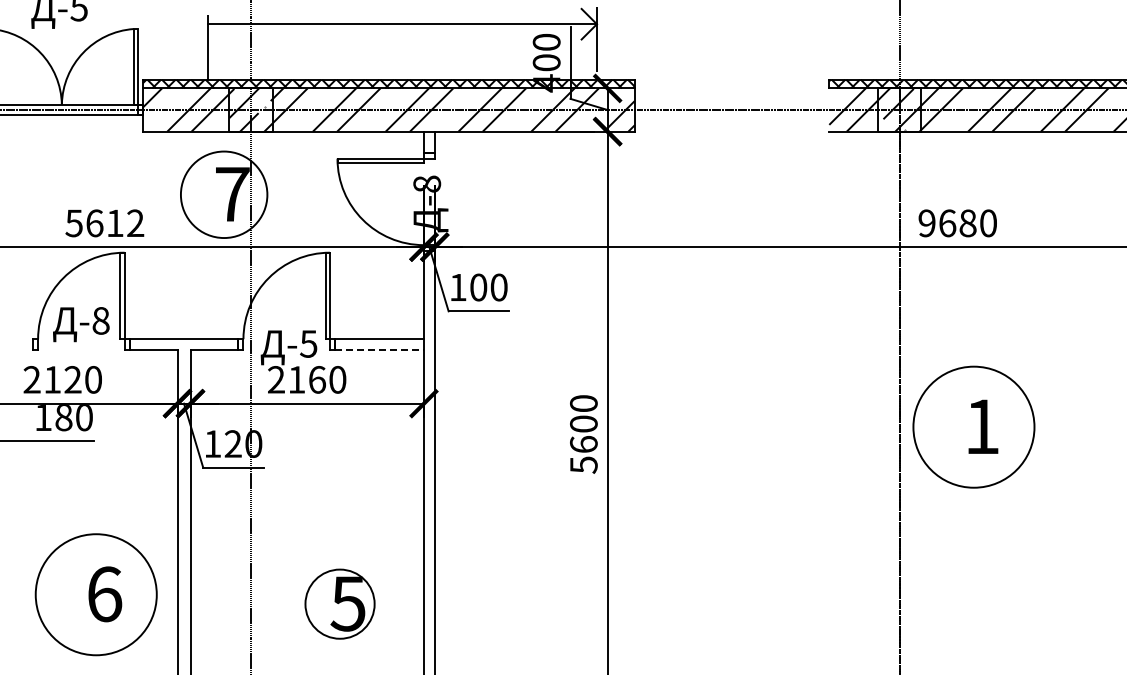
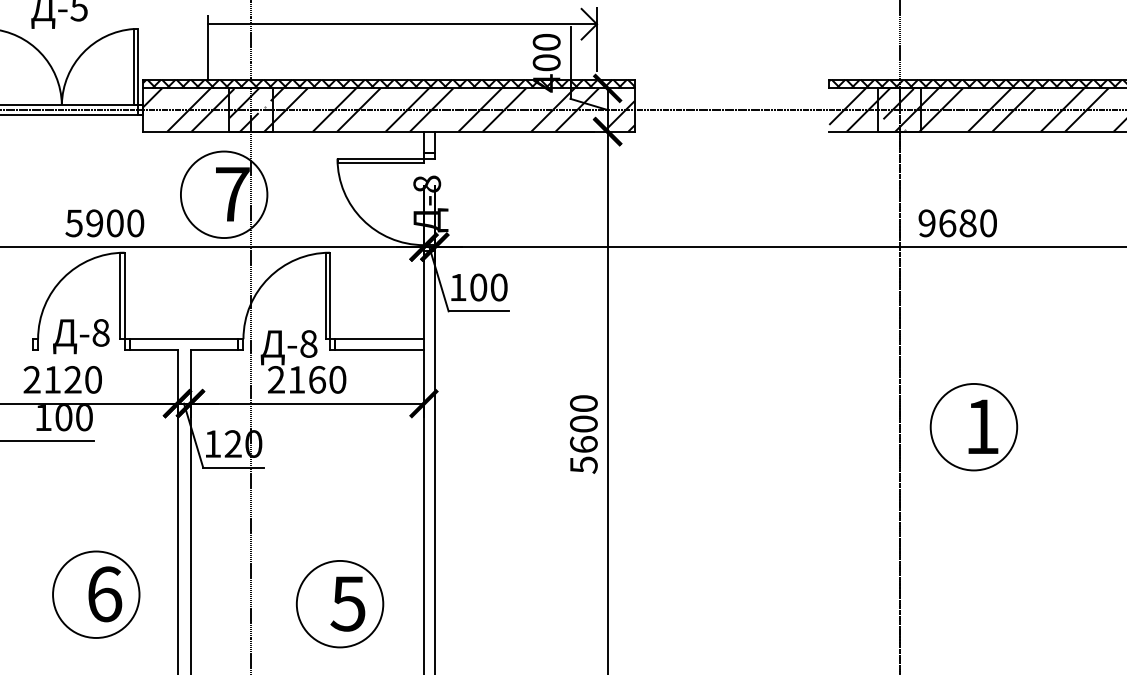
text: 5612 -> 5900 (115, 223)
text position: (81, 324) -> (81, 336) (81, 336)
text: -5 -> -8 (308, 343)
line: dashed -> solid (380, 349)
text: 180 -> 100 (63, 418)
circle diameter: 121 px -> 86 px (973, 426)
circle diameter: 121 px -> 86 px (96, 594)
circle diameter: 69 px -> 86 px (339, 603)
